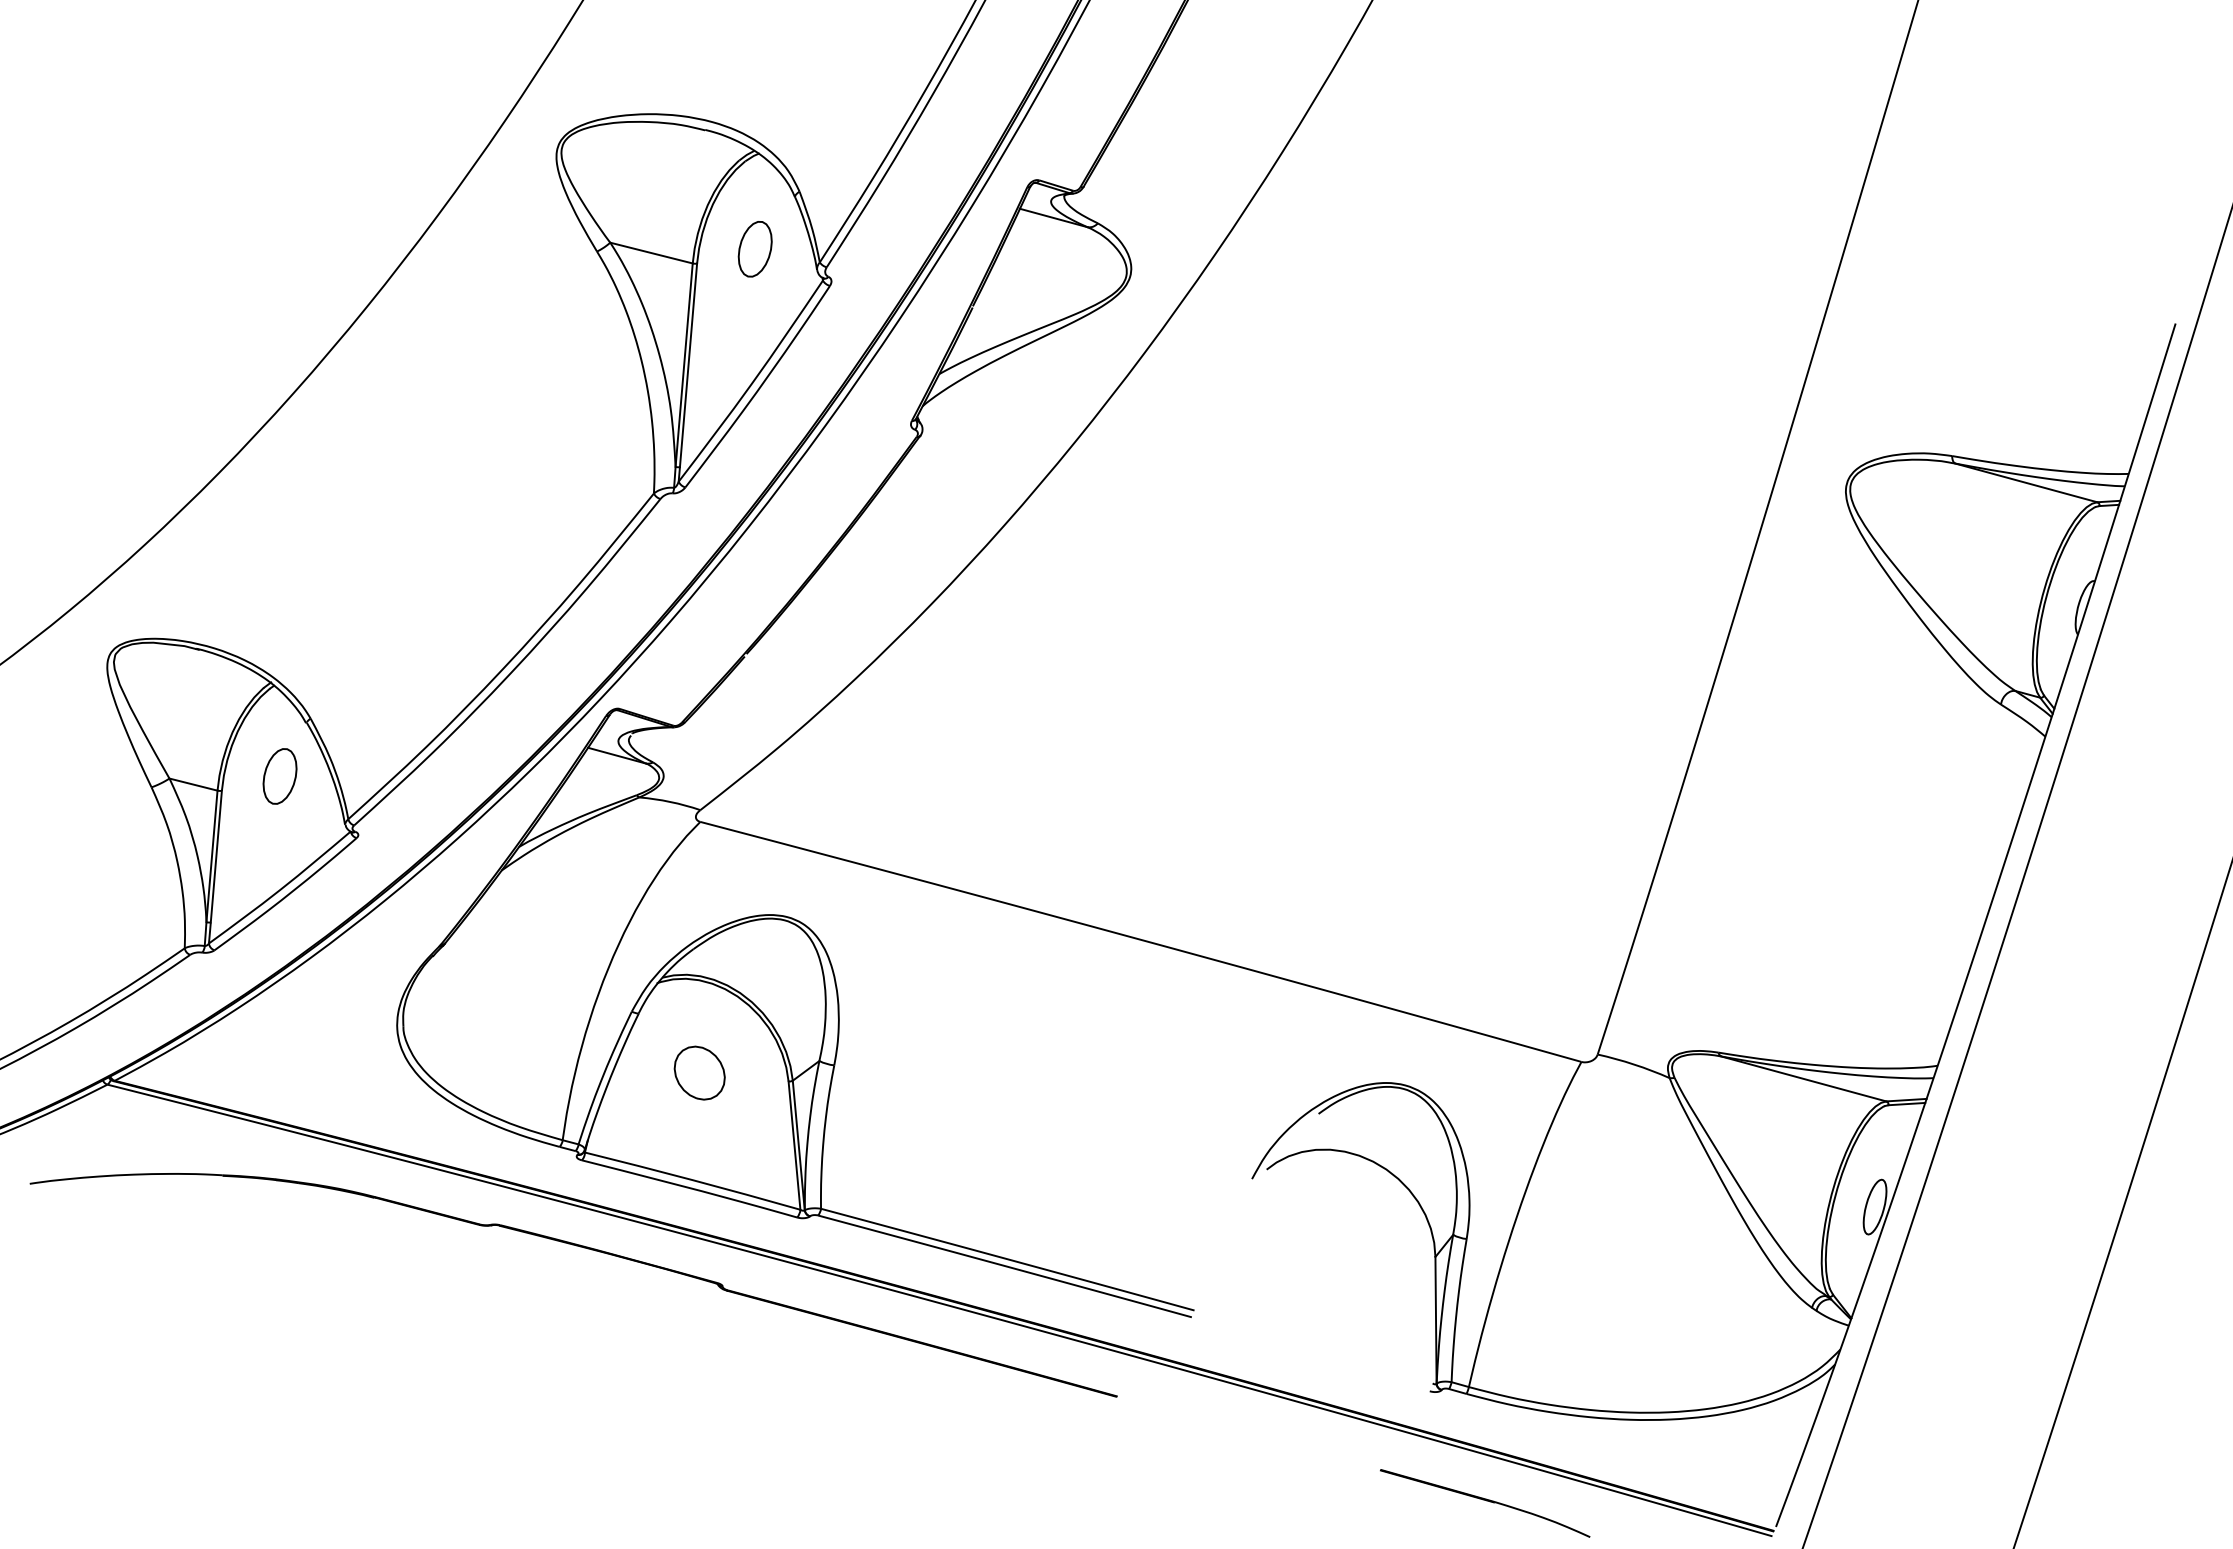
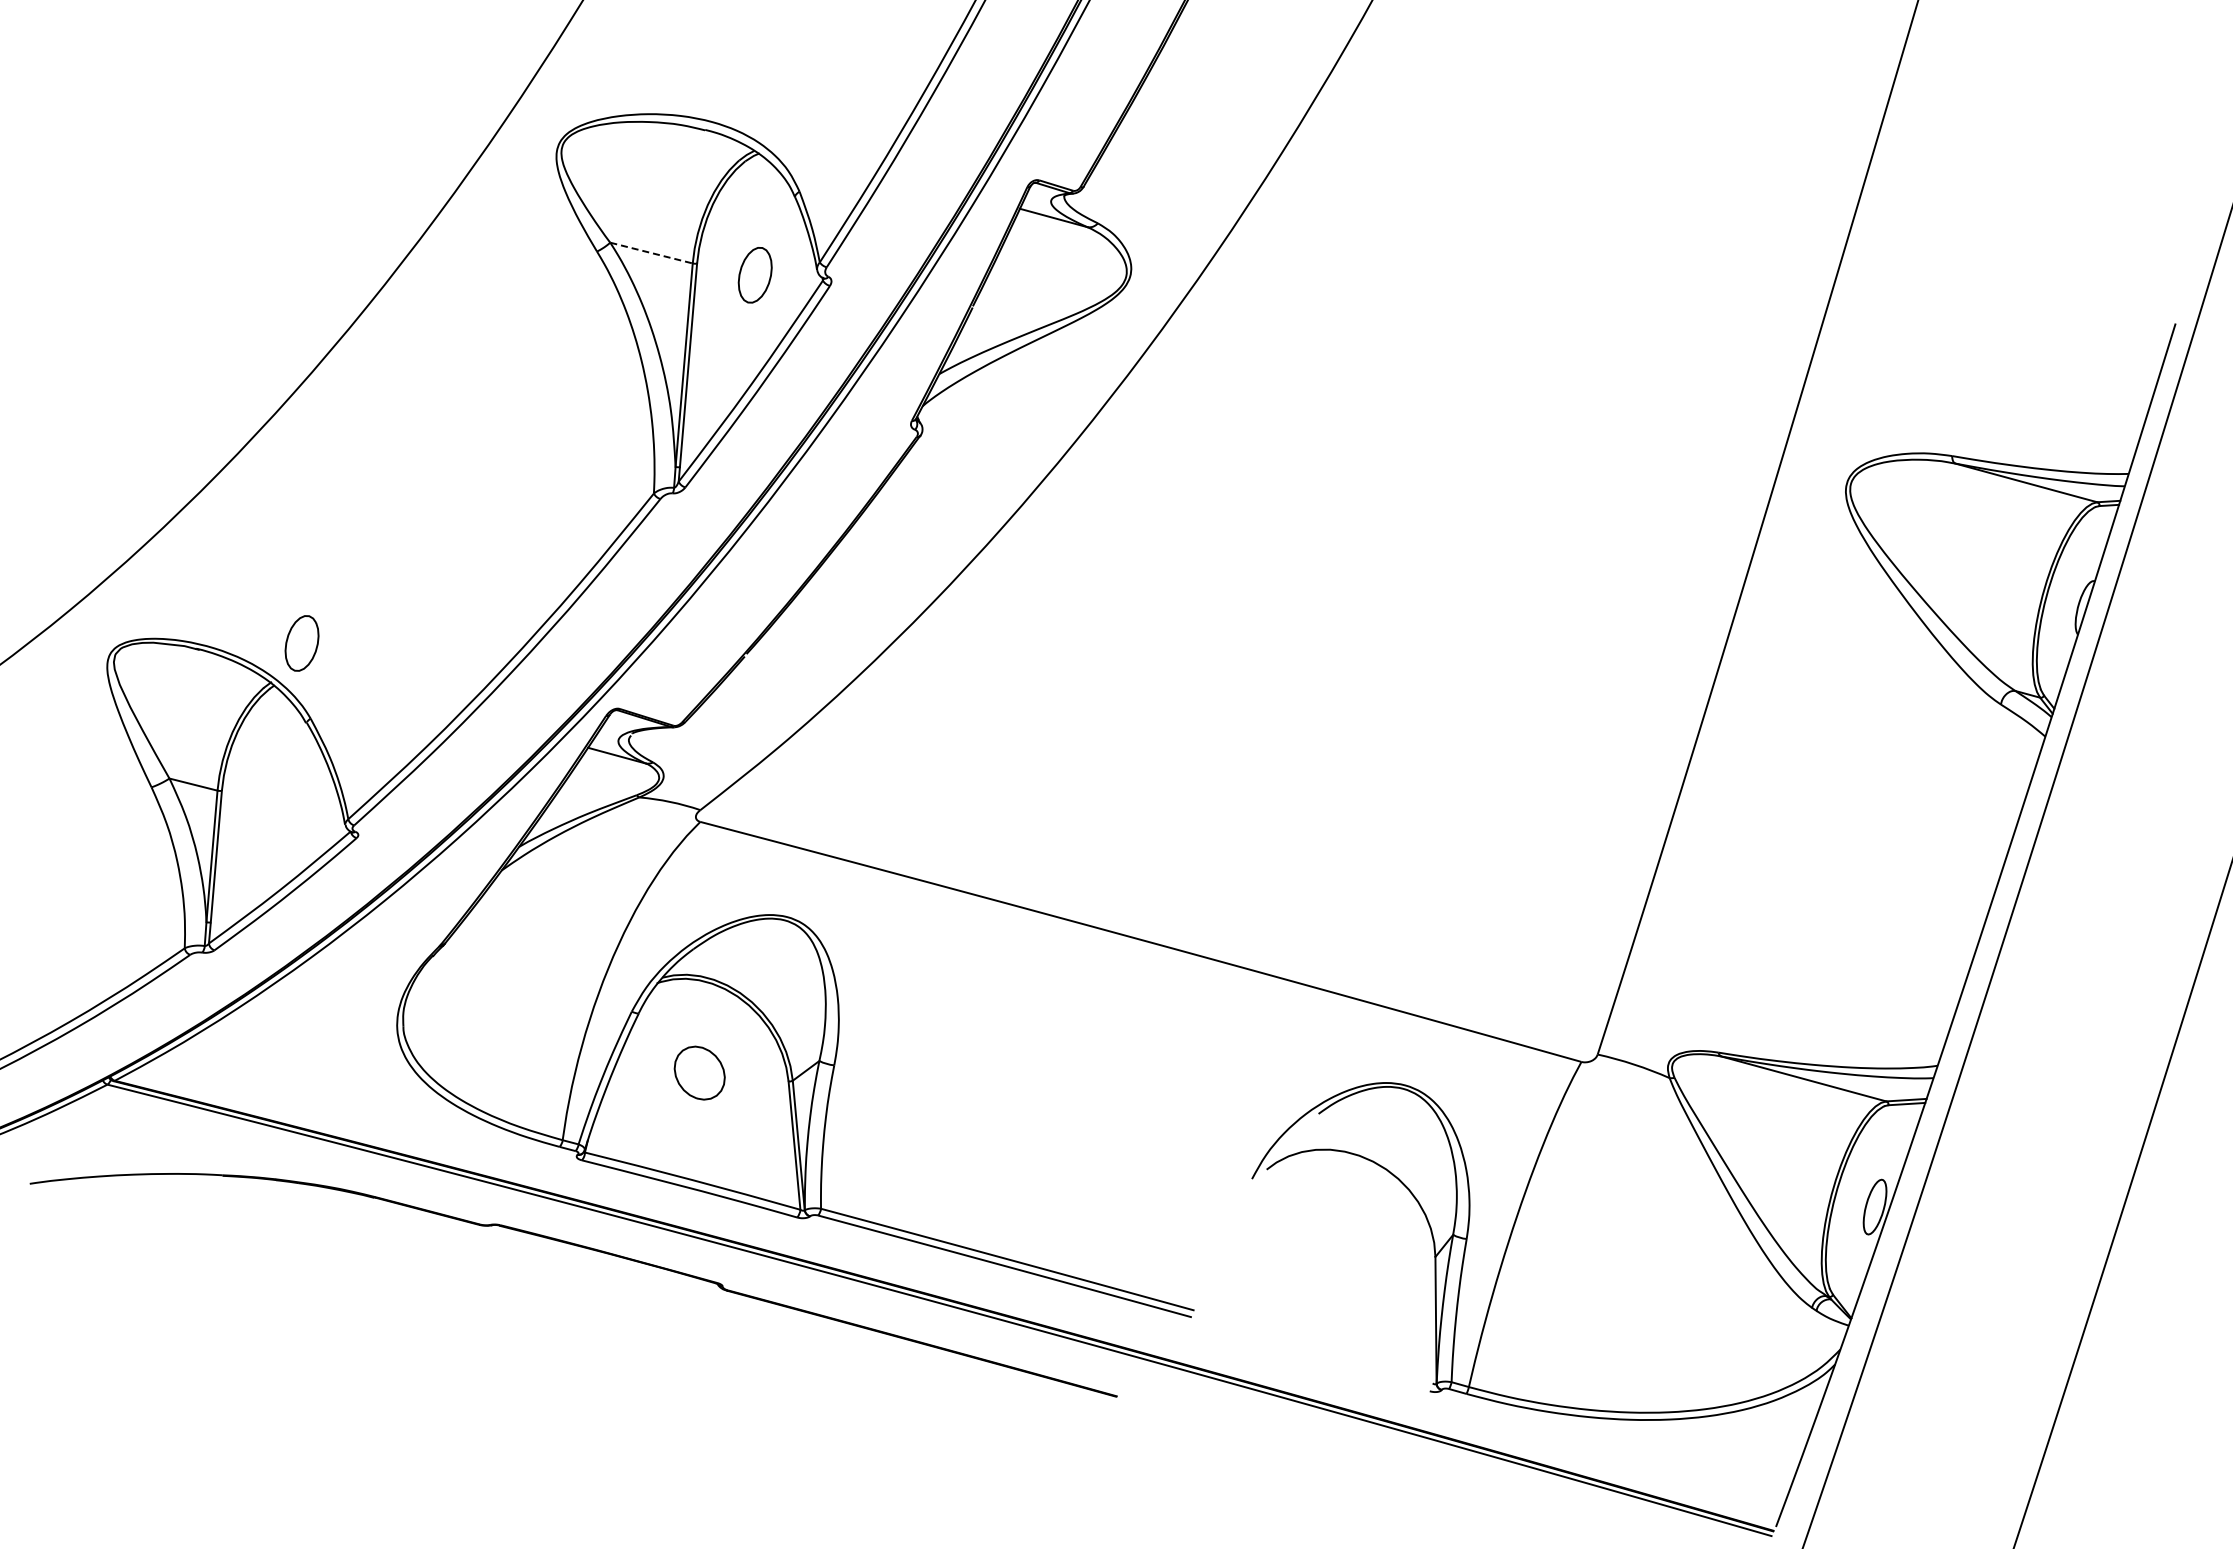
part position: (754, 249) -> (754, 275) (754, 275)
line: solid -> dashed (652, 253)
part position: (279, 776) -> (301, 643) (301, 643)
part: present -> none (1485, 1503)
